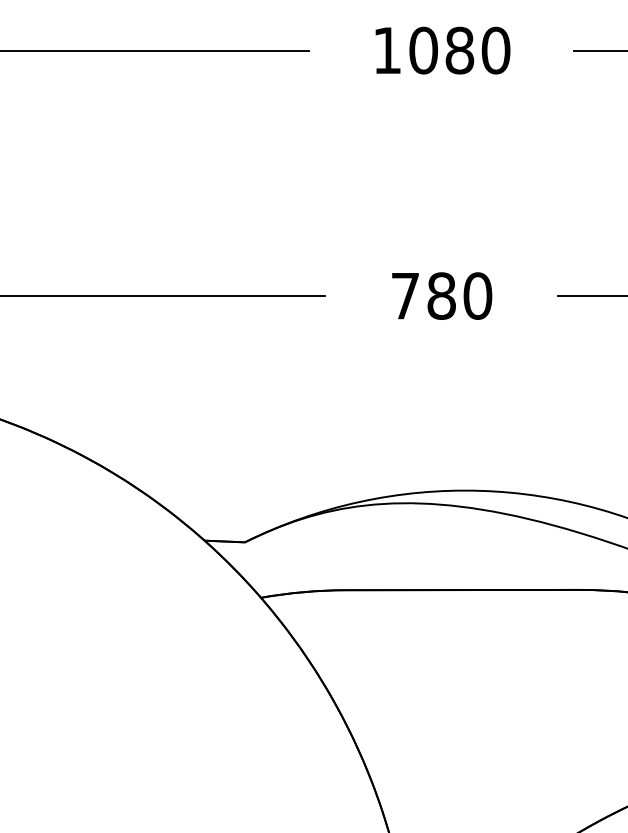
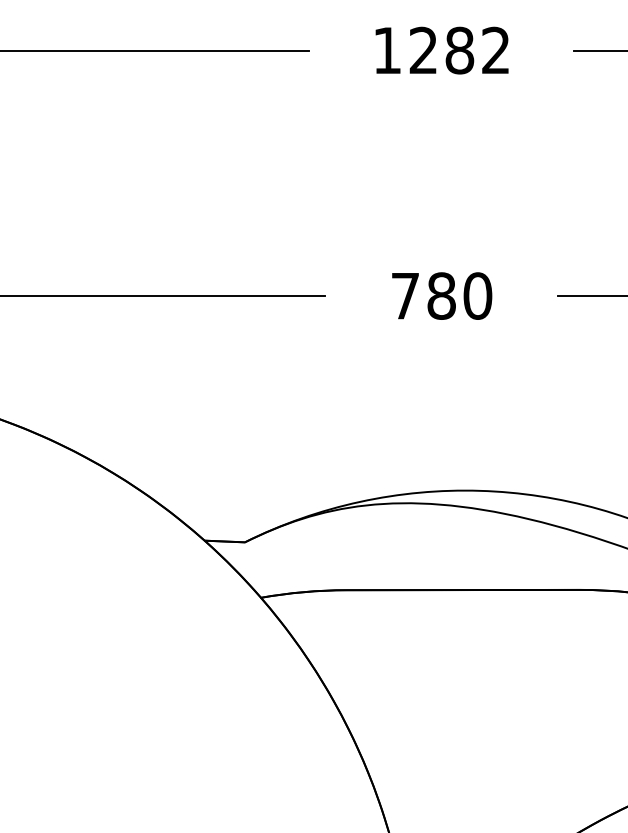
text: 1080 -> 1282 (459, 50)
